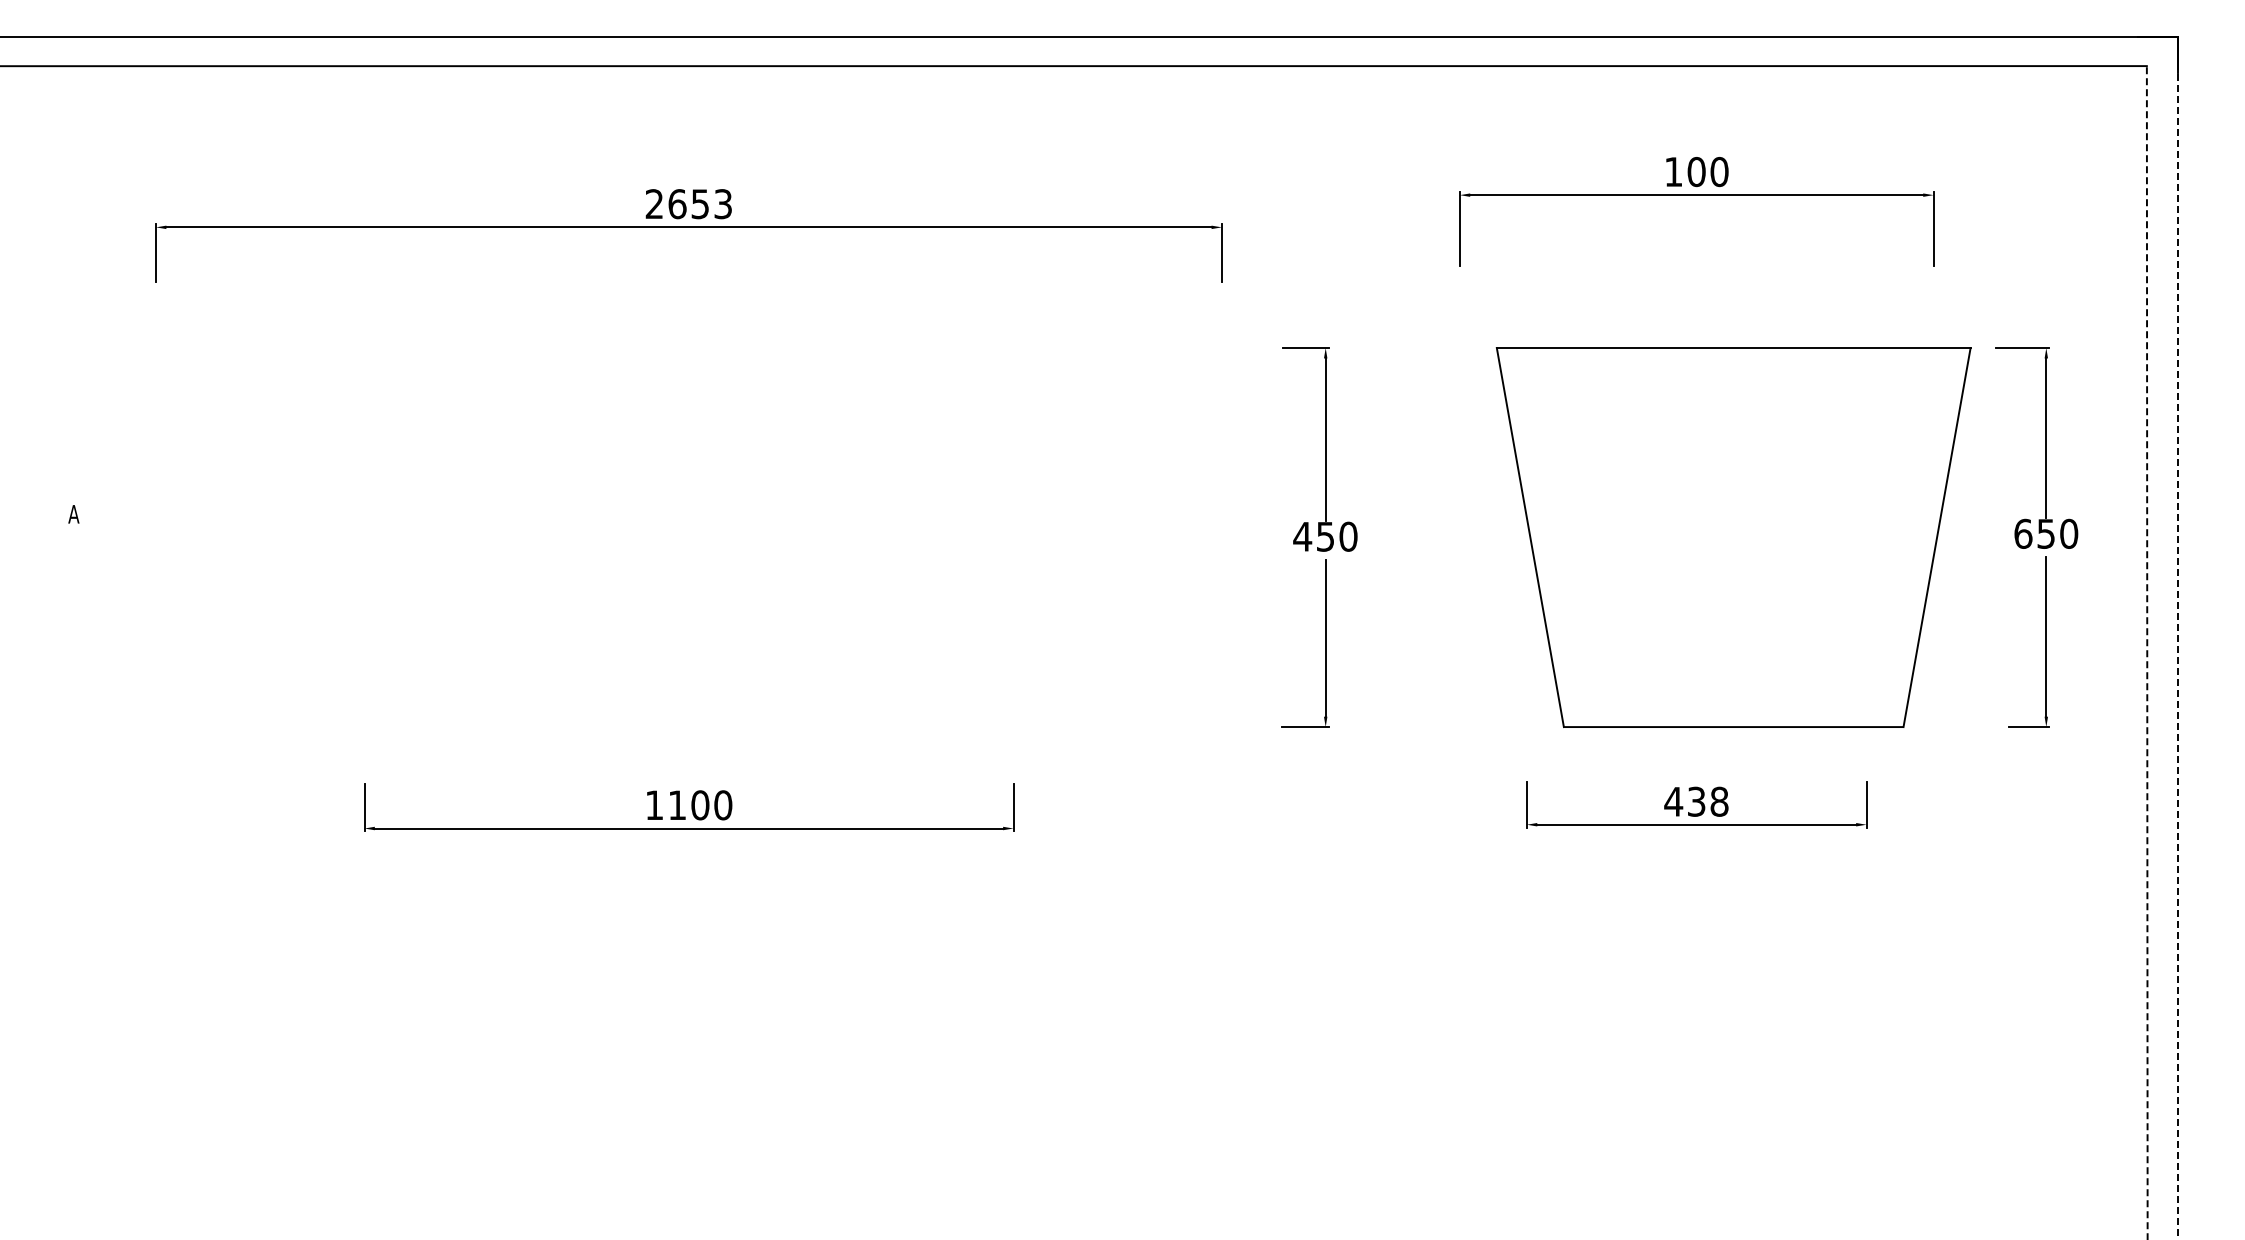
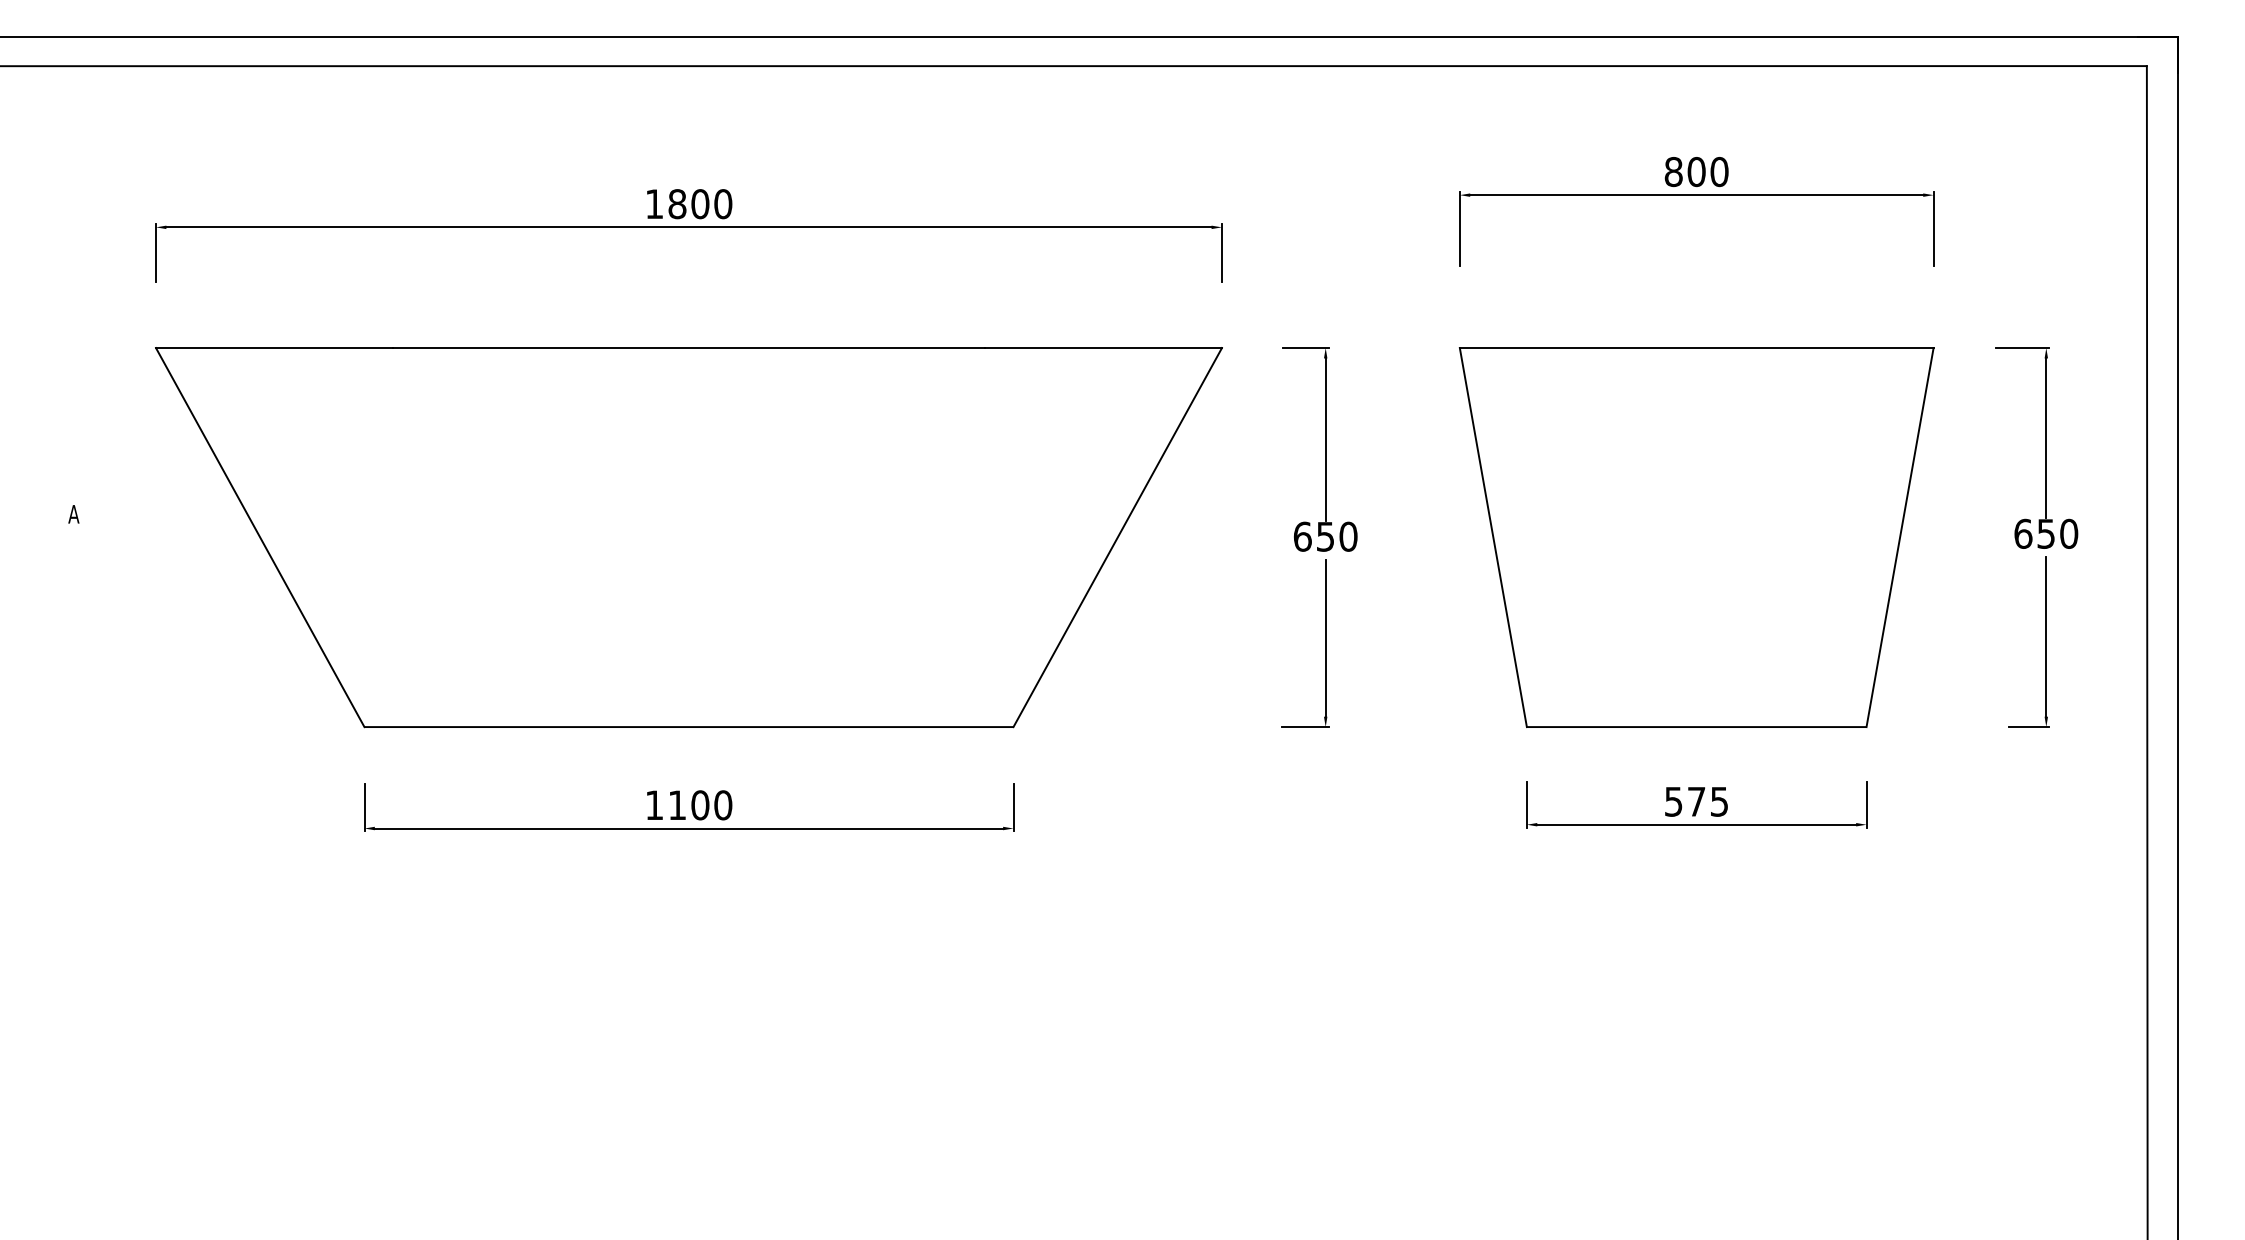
text: 100 -> 800 (1673, 172)
text: 2653 -> 1800 (688, 204)
text: 450 -> 650 (1302, 536)
part: none -> present (688, 537)
part position: (1733, 537) -> (1696, 537) (1696, 537)
line: dashed -> solid (2177, 637)
line: dashed -> solid (2147, 652)
text: 438 -> 575 (1696, 801)
